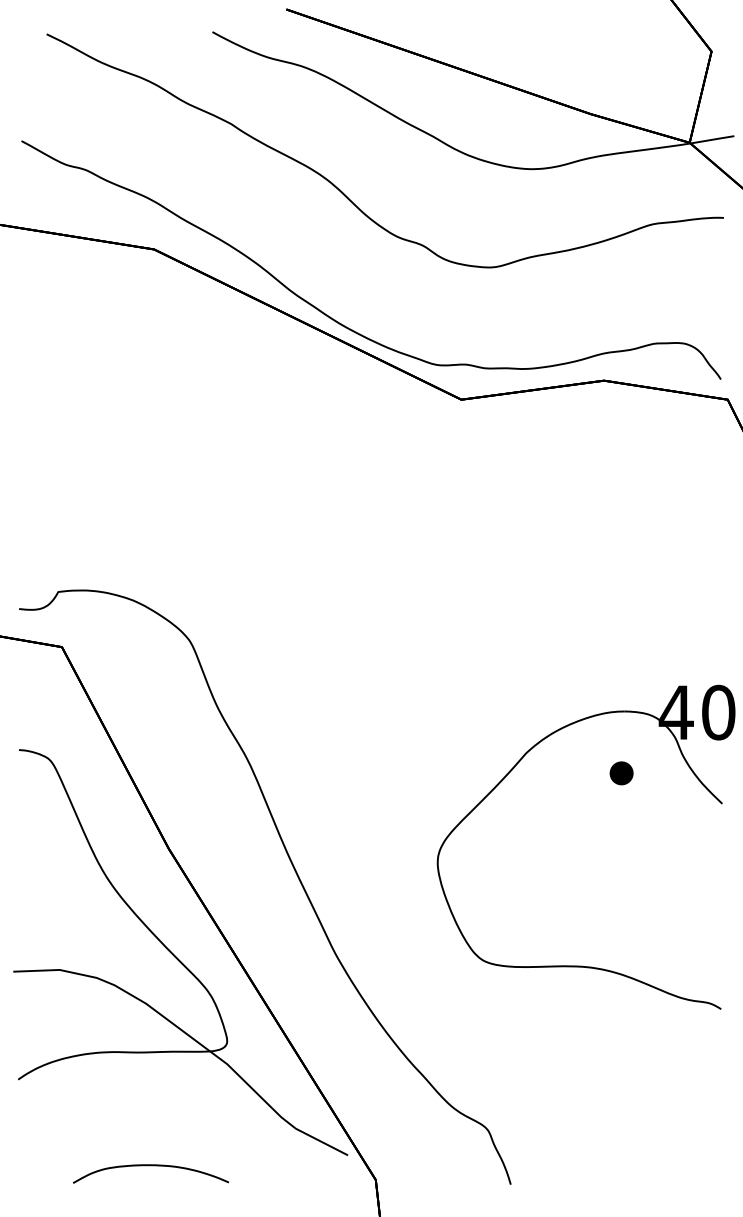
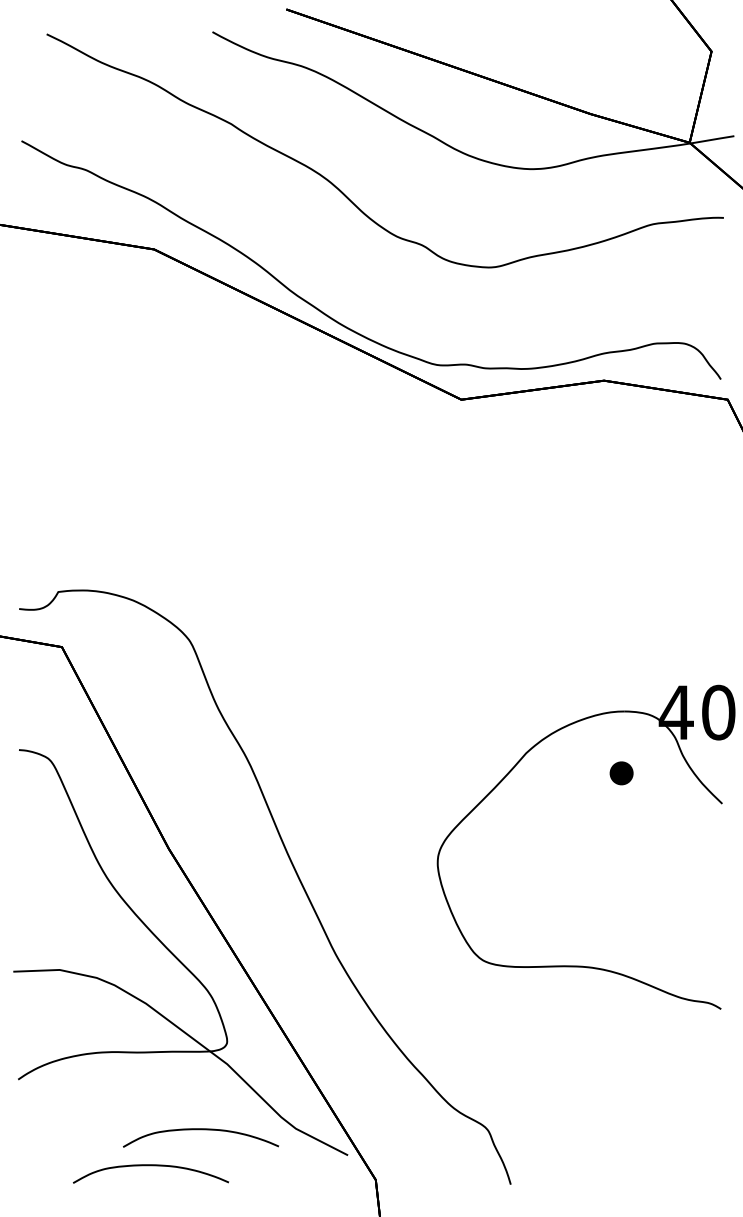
curve: none -> present (201, 1130)
